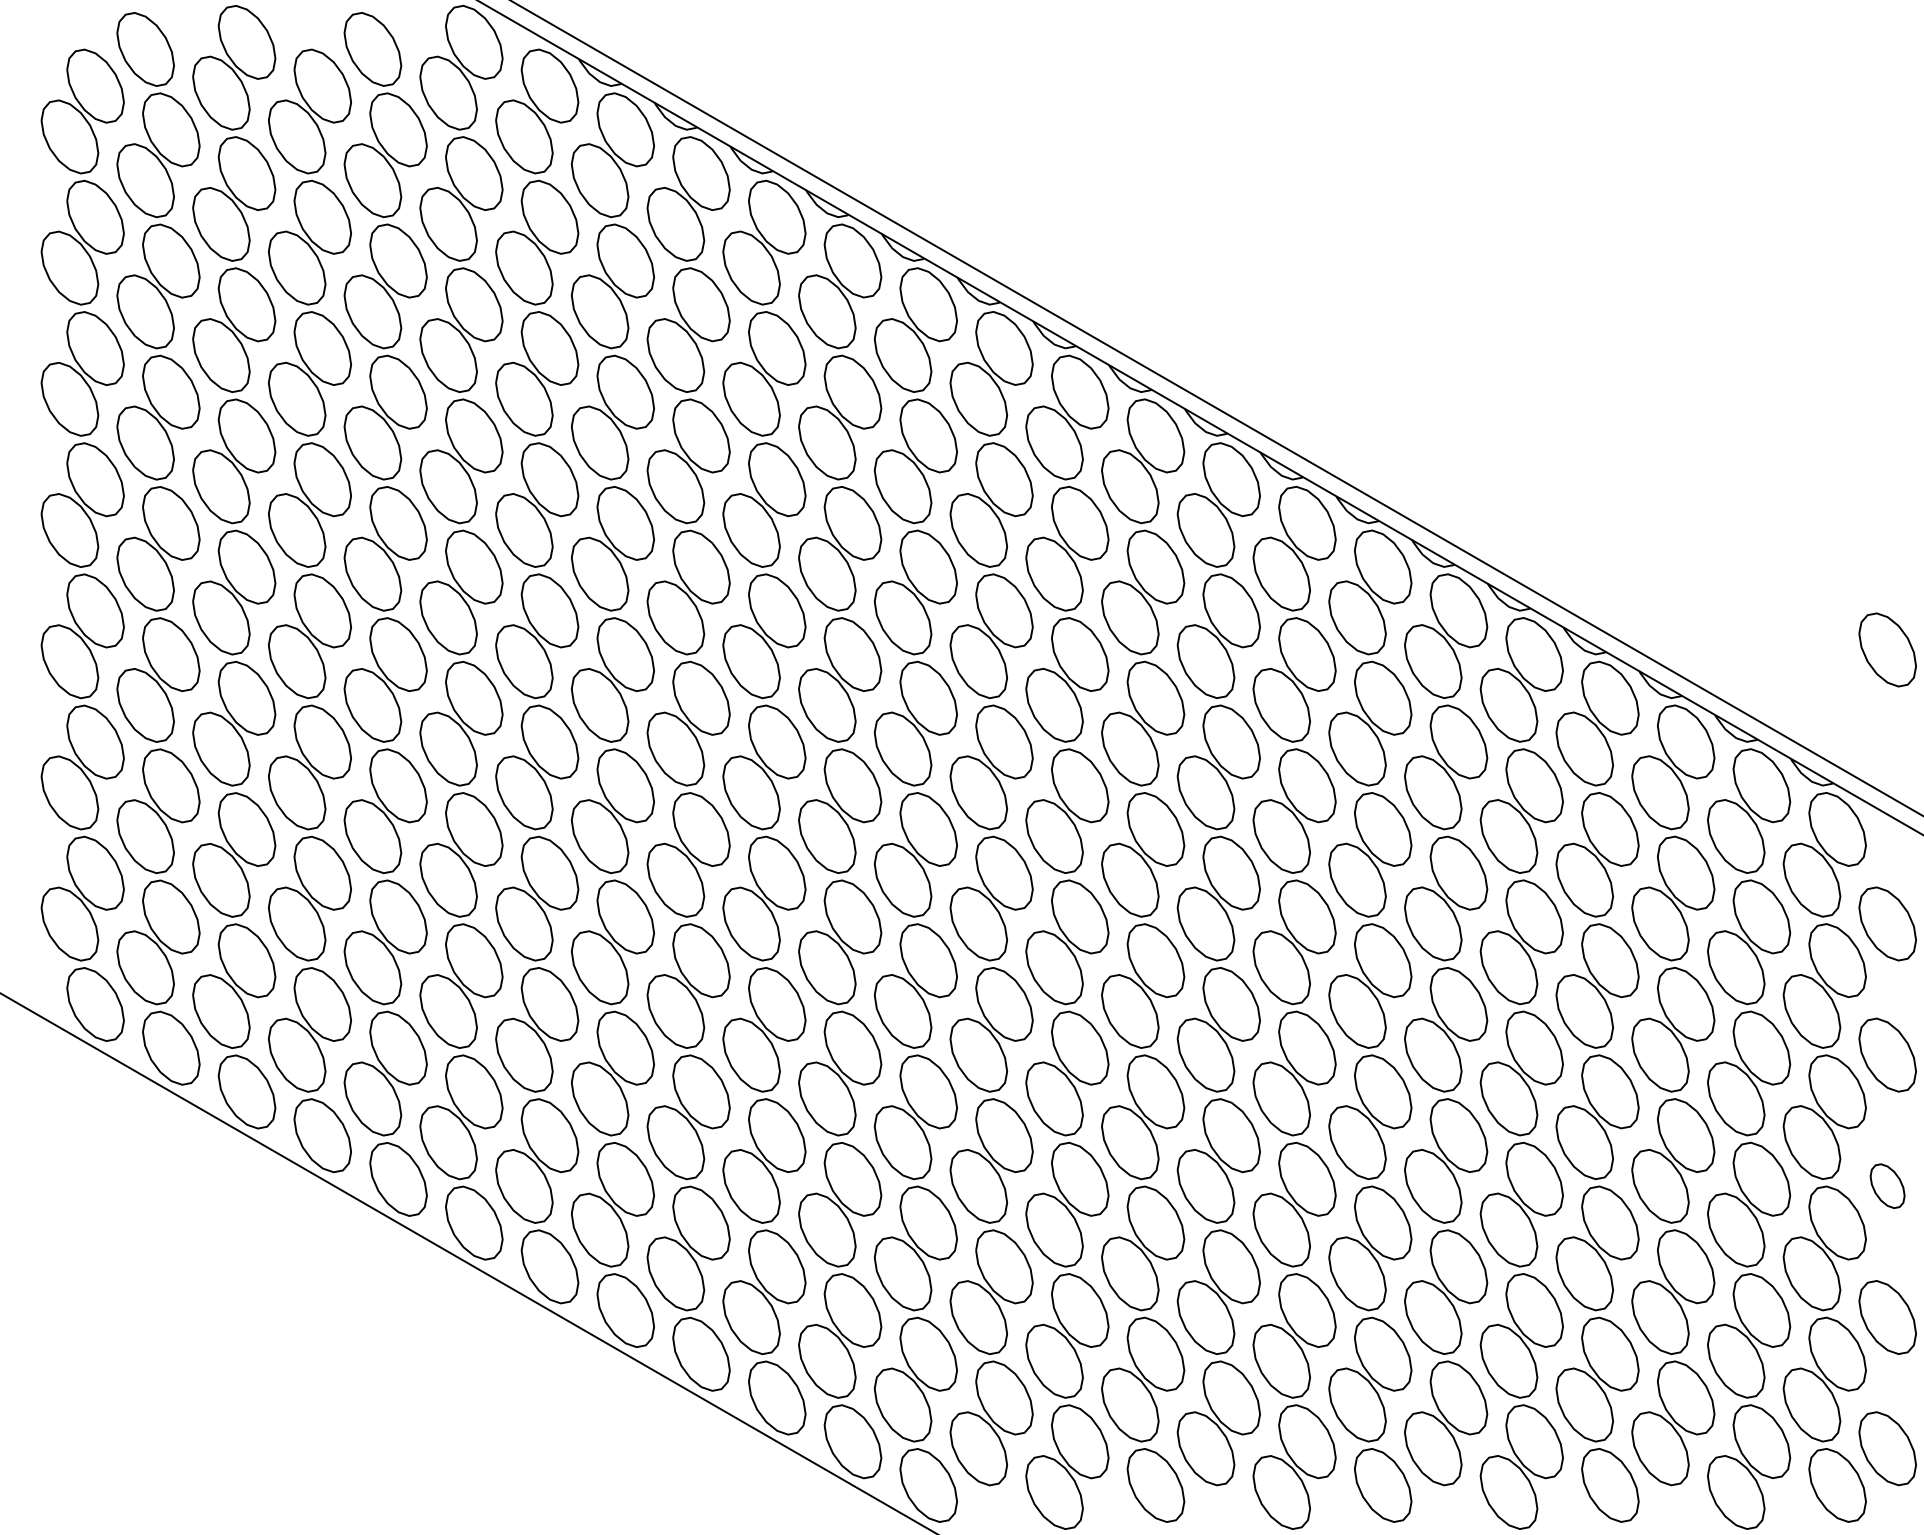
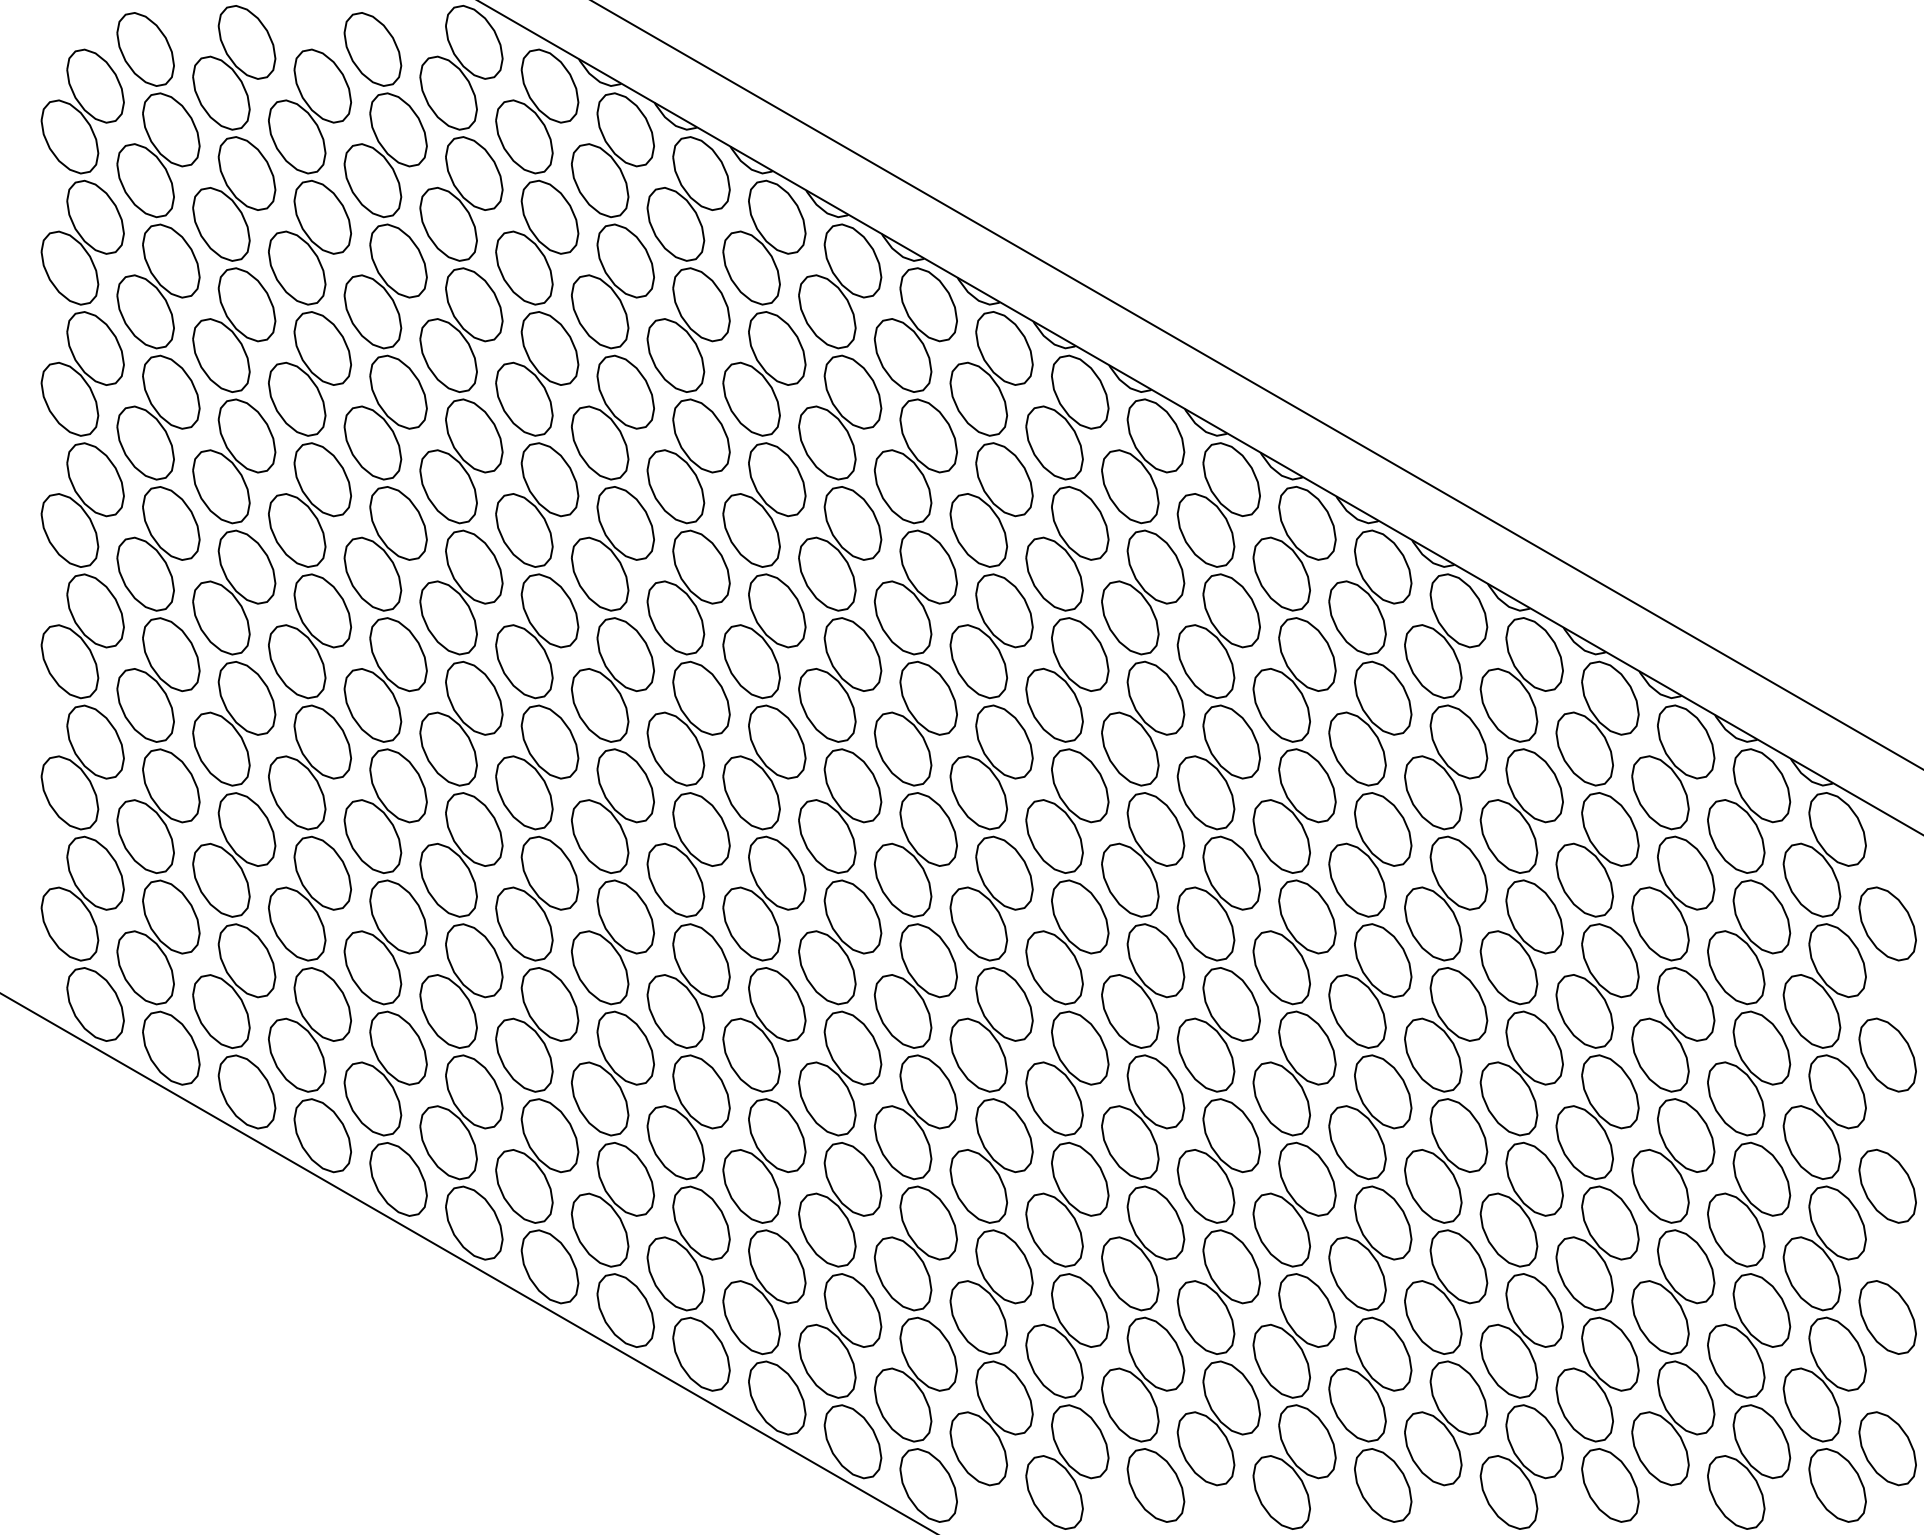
line position: (1216, 408) -> (1257, 384) (1257, 384)
part: present -> none (1887, 649)
part size: 37x46 px -> 59x76 px (1887, 1185)
